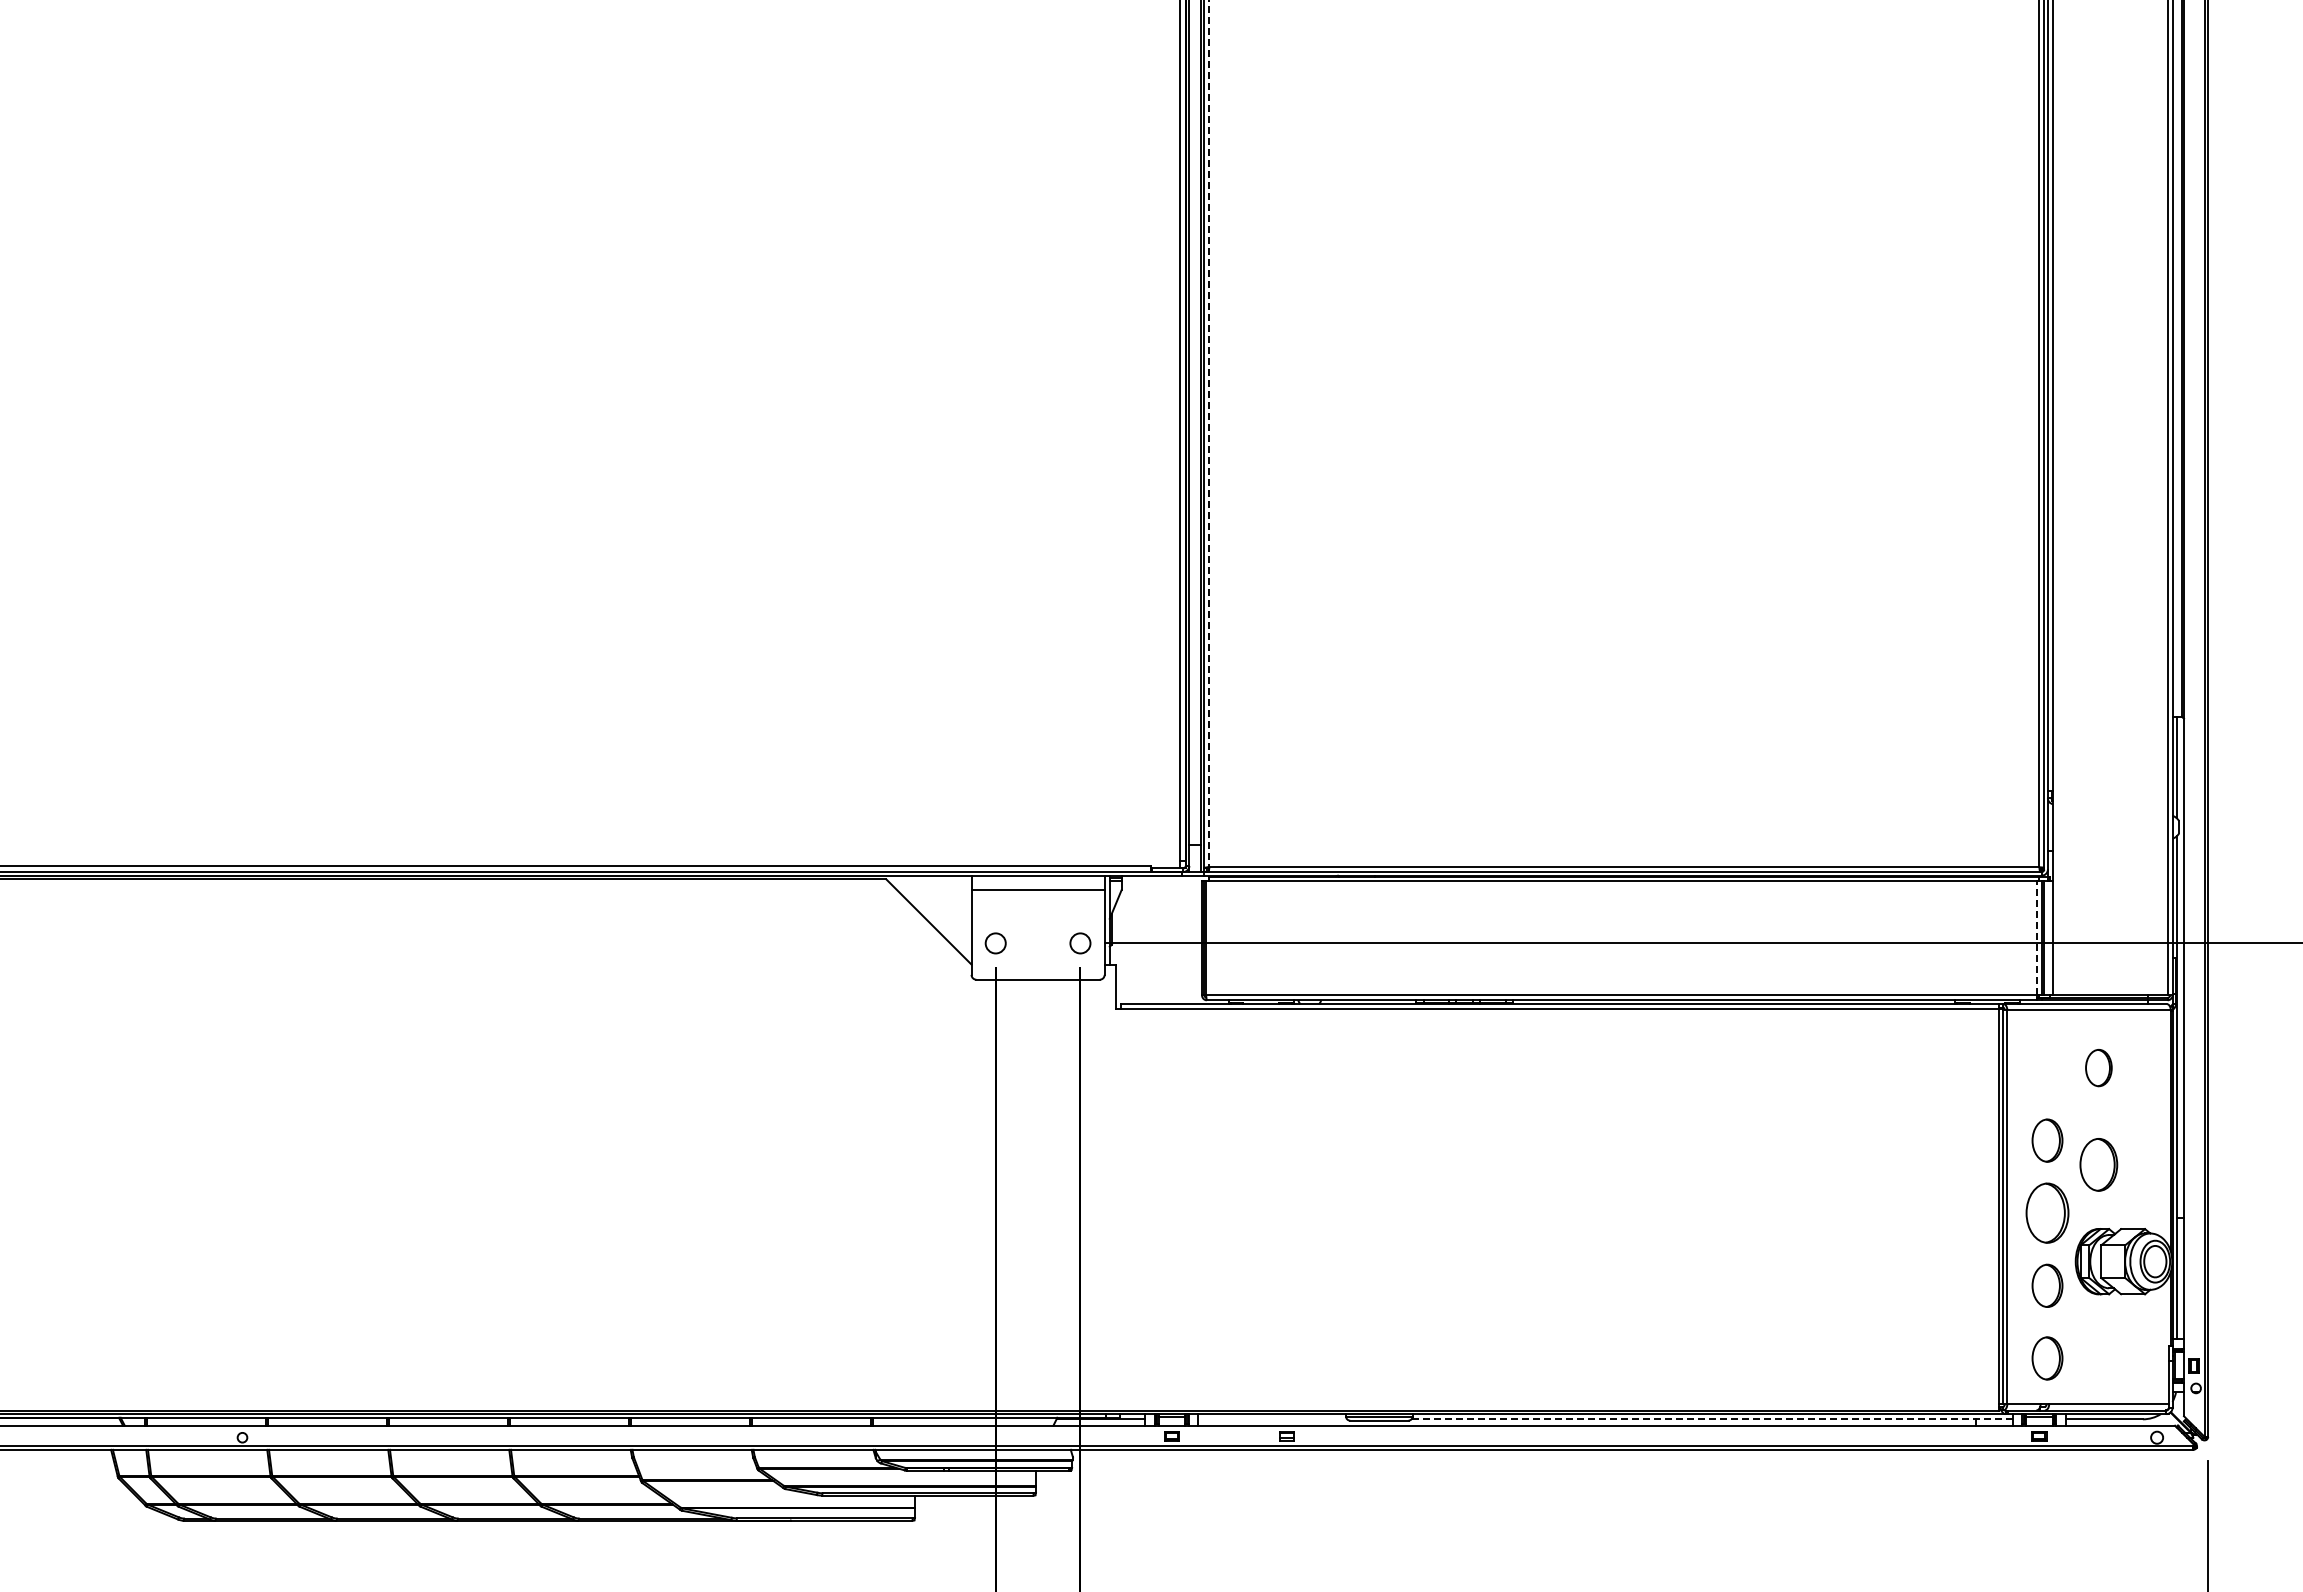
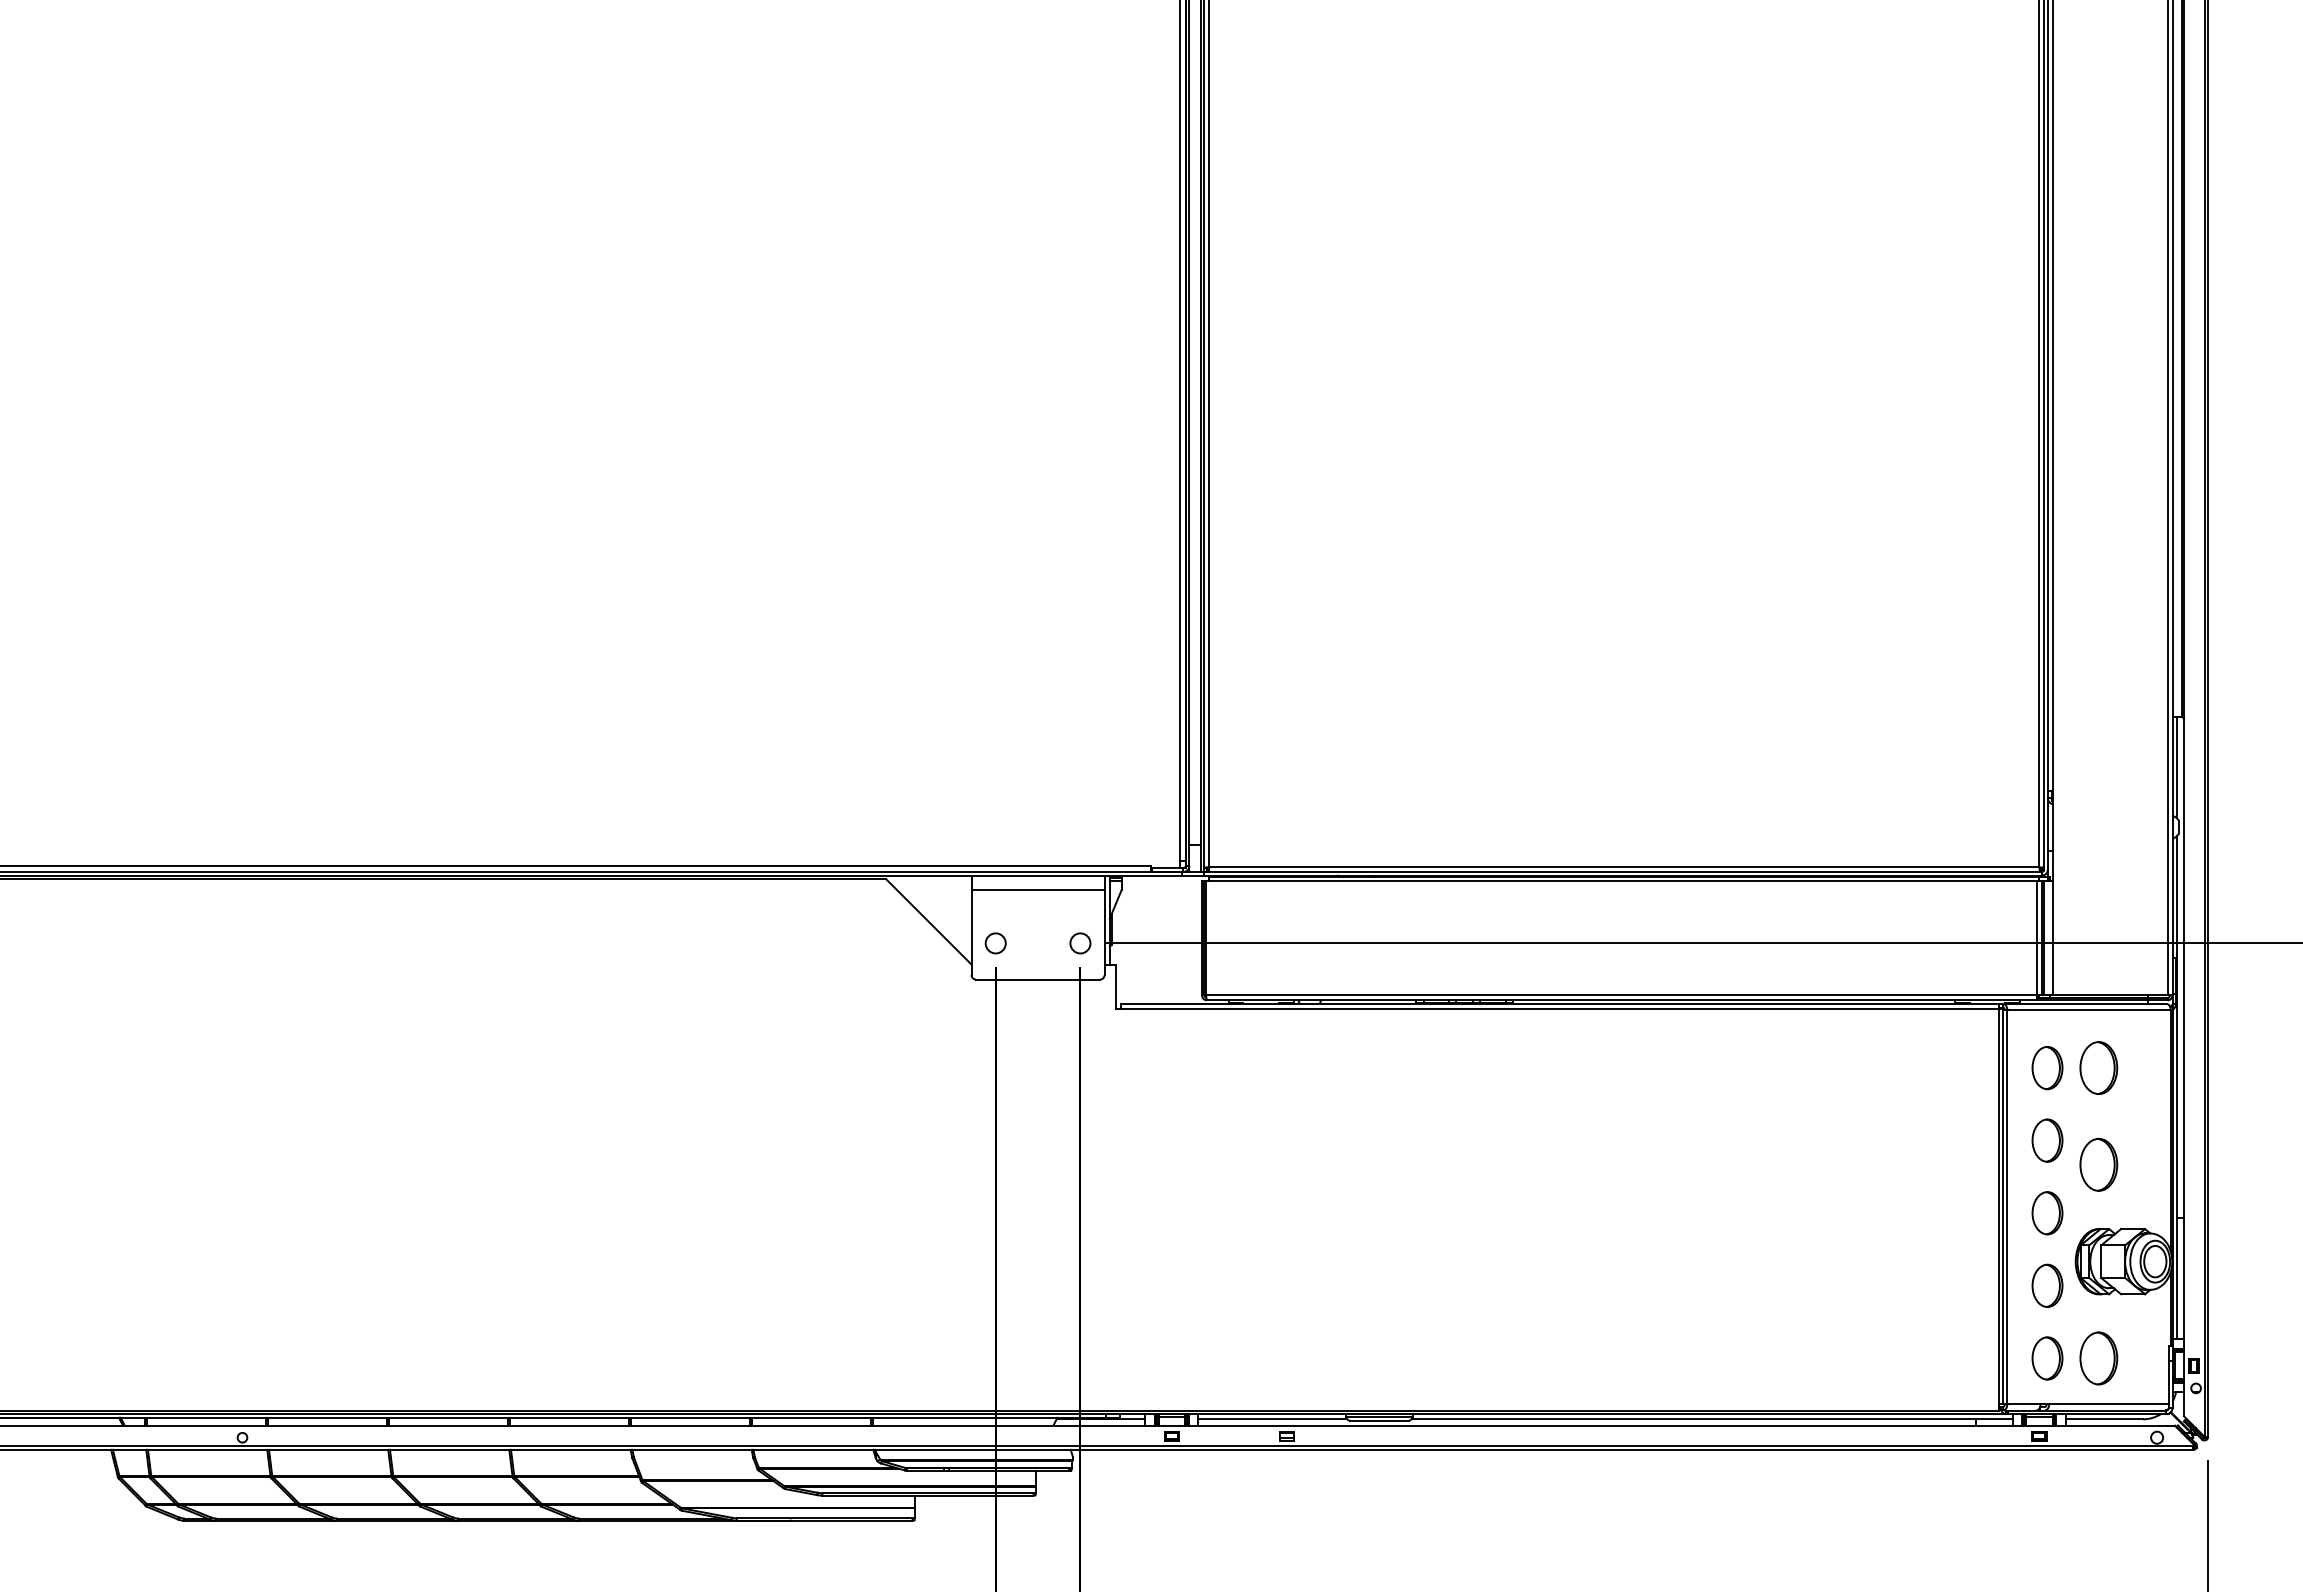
line: dashed -> solid (1209, 434)
line: dashed -> solid (2036, 937)
part: none -> present (2047, 1068)
part size: 28x39 px -> 40x54 px (2098, 1067)
part size: 45x62 px -> 33x45 px (2047, 1213)
part: none -> present (2098, 1358)
line: none -> present (1272, 1419)
line: dashed -> solid (1712, 1419)
